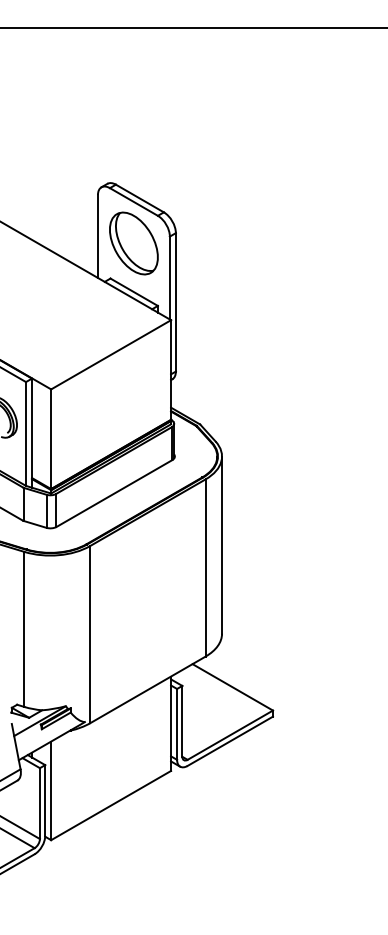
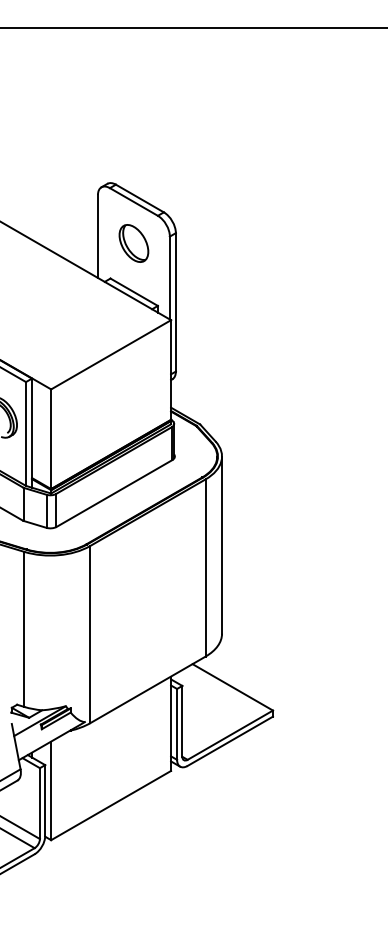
part size: 50x65 px -> 32x39 px (133, 243)
